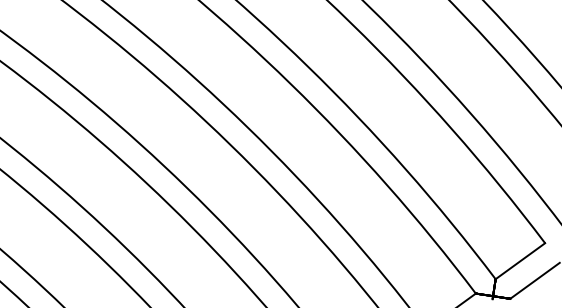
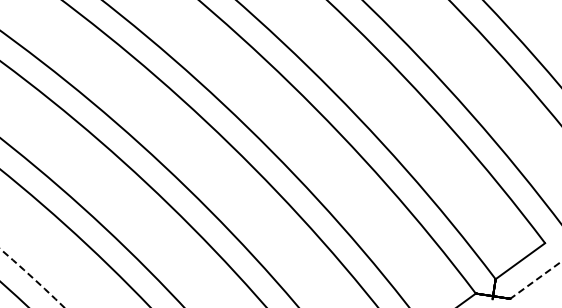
arc: solid -> dashed (31, 277)
line: solid -> dashed (535, 280)
